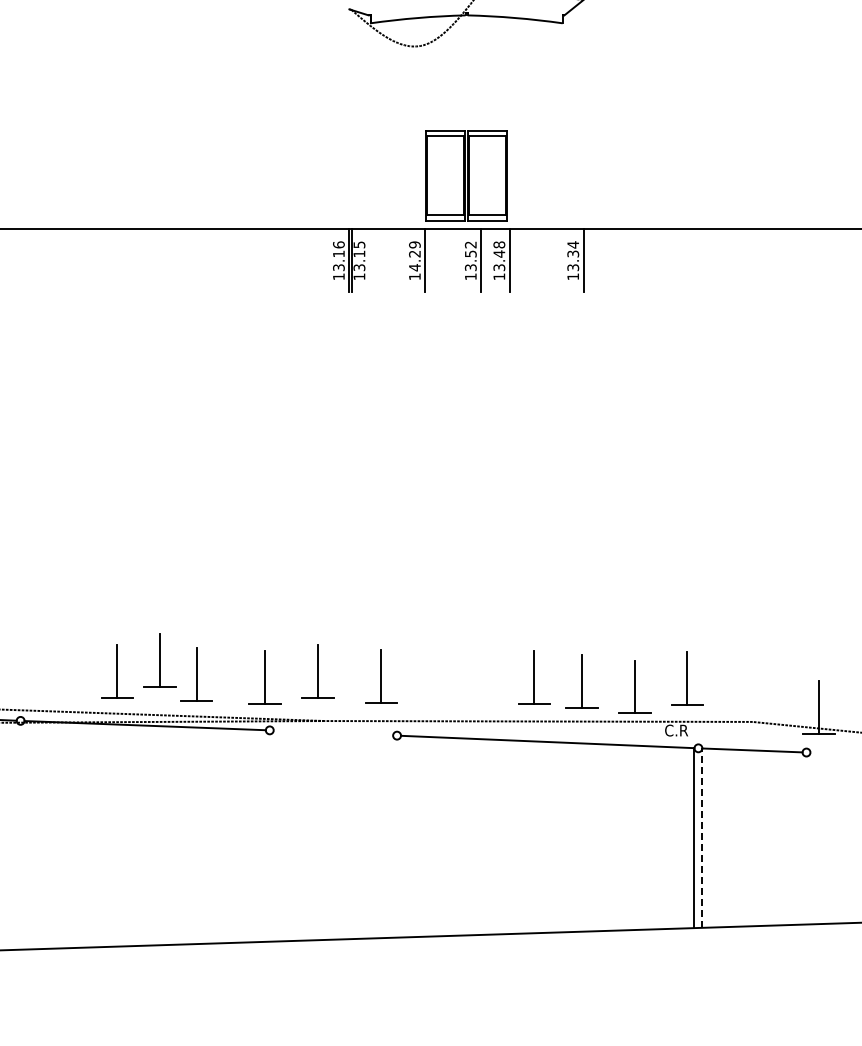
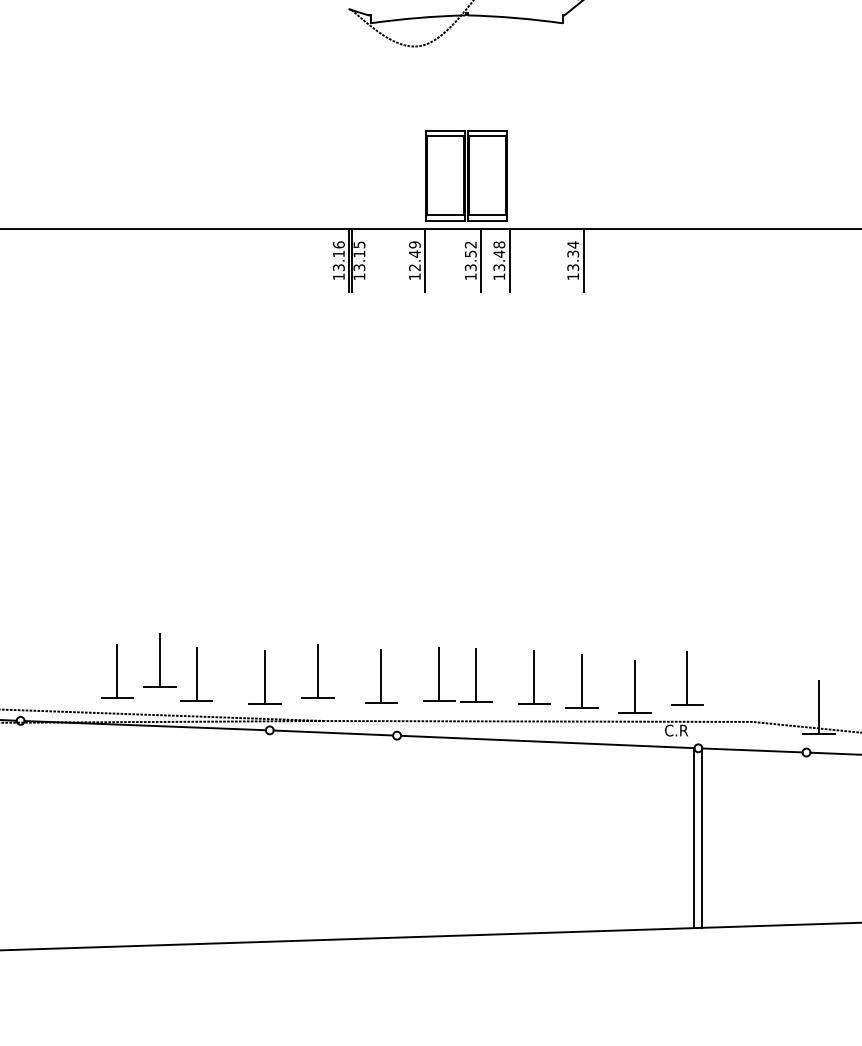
text: 14.29 -> 12.49 (414, 260)
part: none -> present (439, 674)
line: none -> present (333, 732)
line: none -> present (834, 753)
line: dashed -> solid (702, 838)
